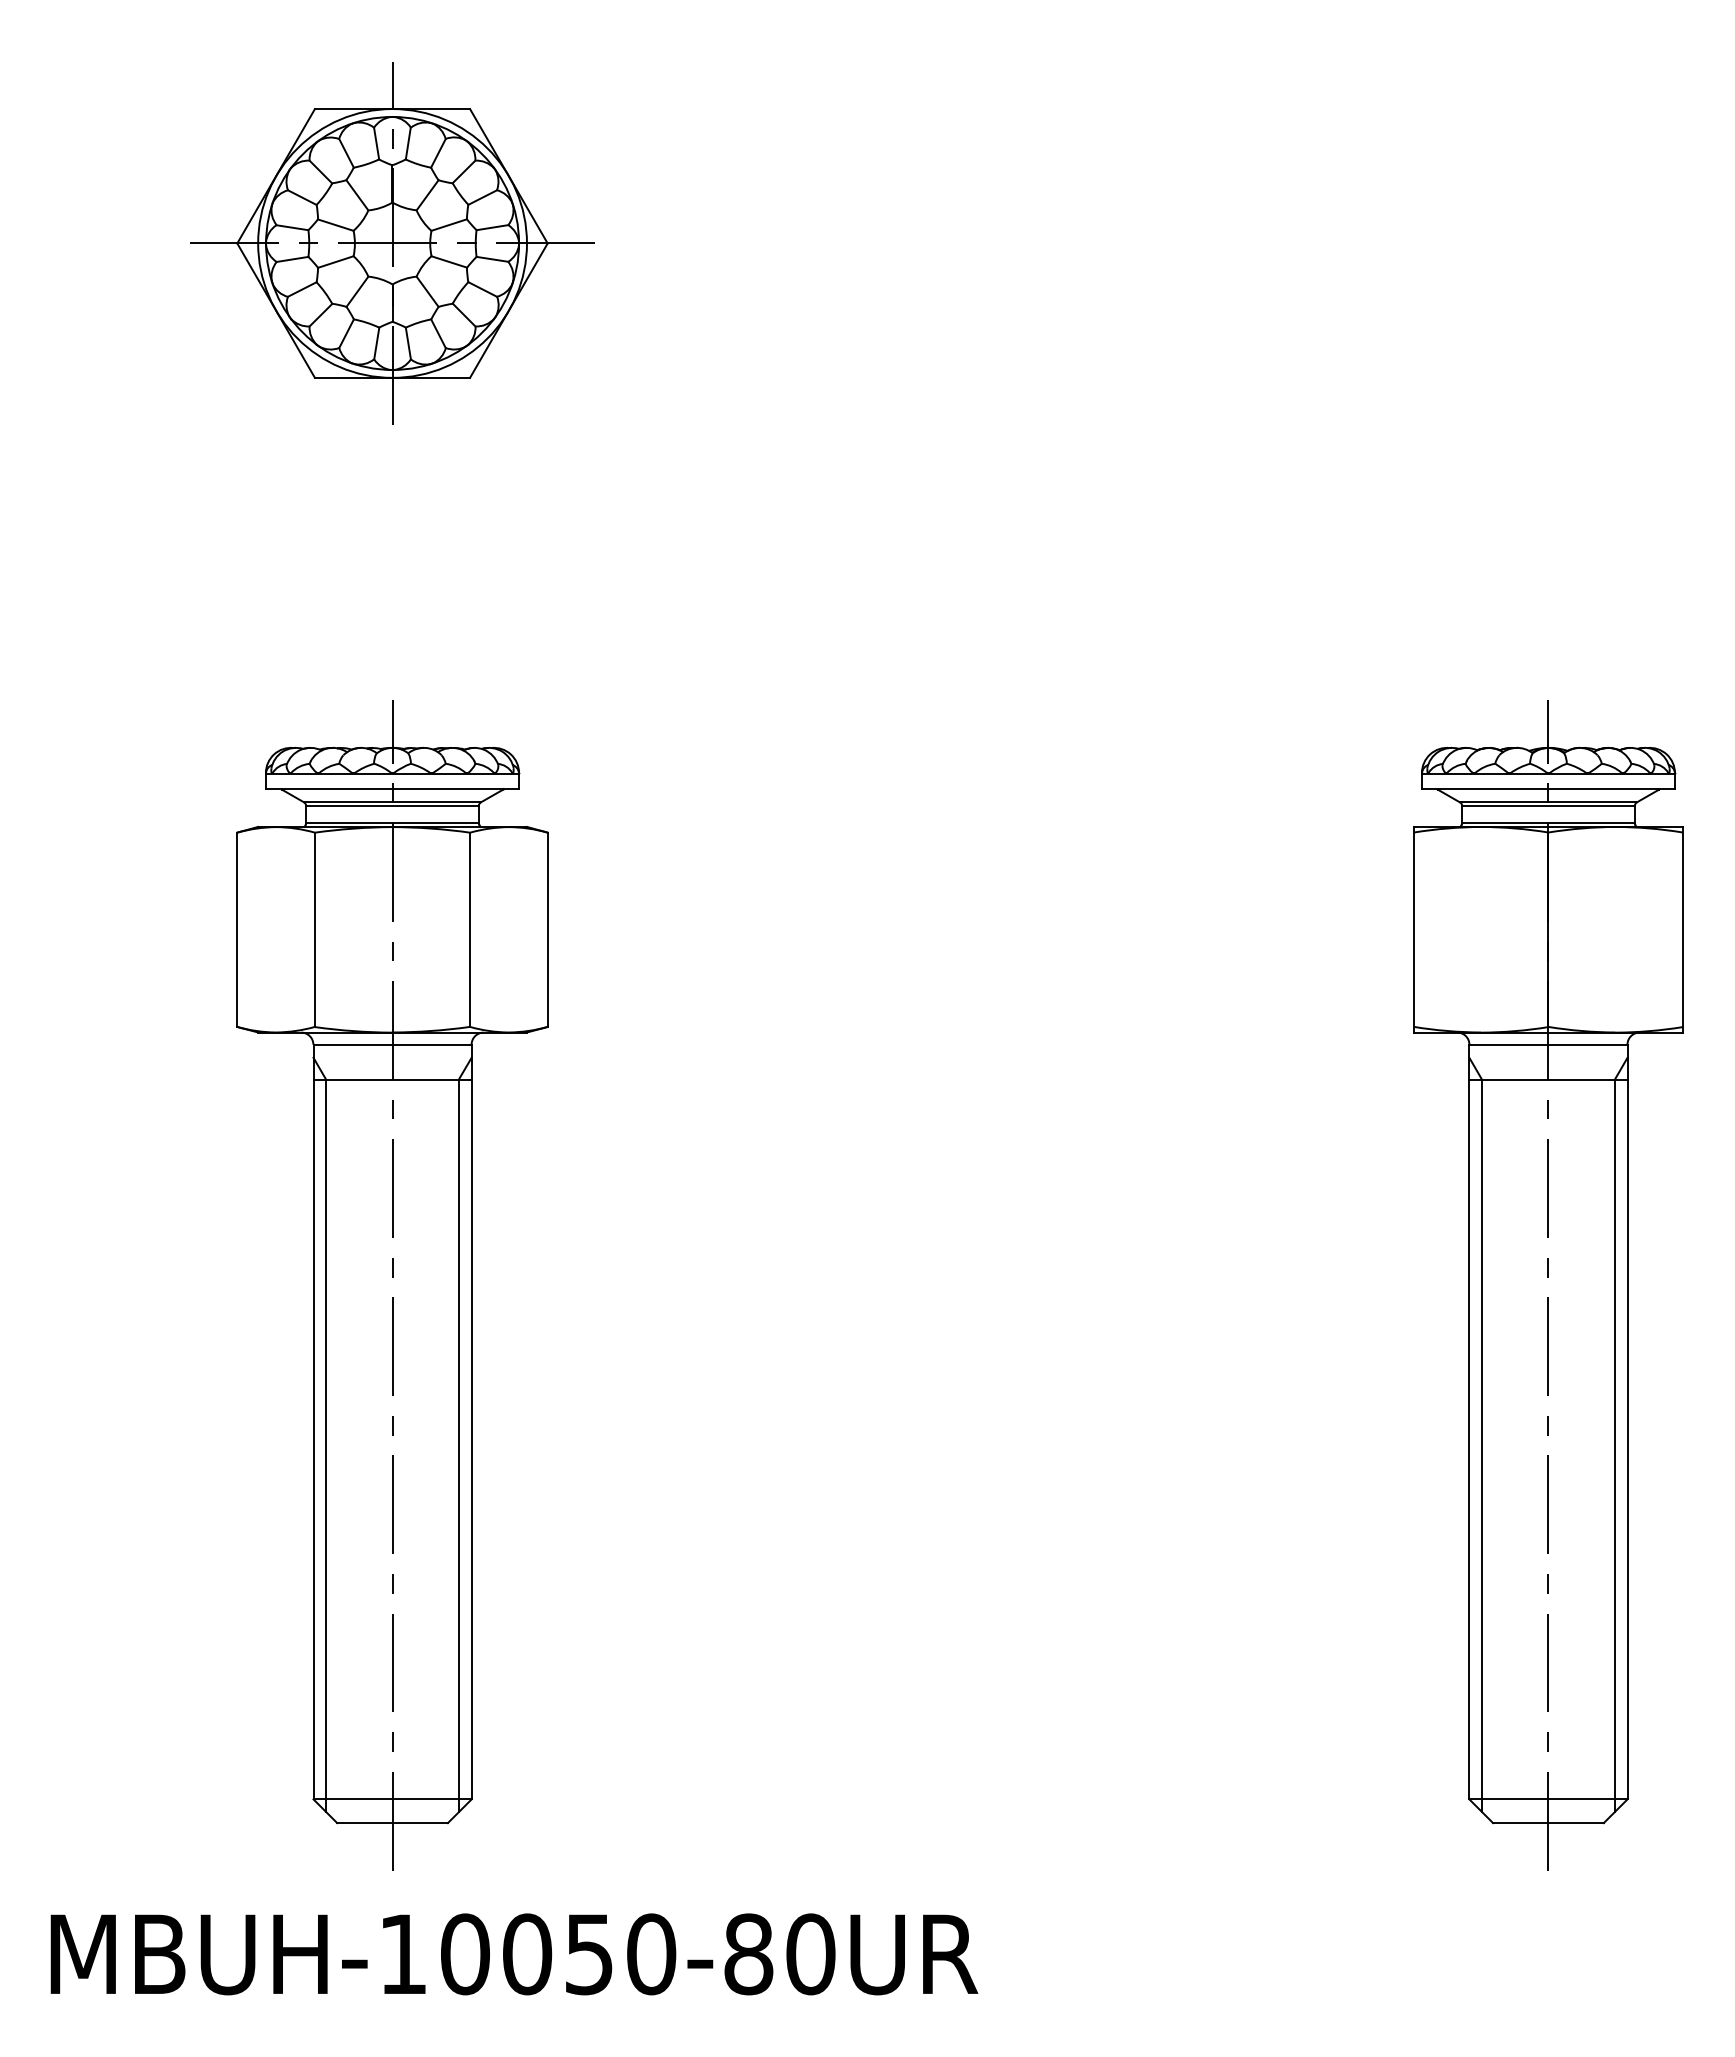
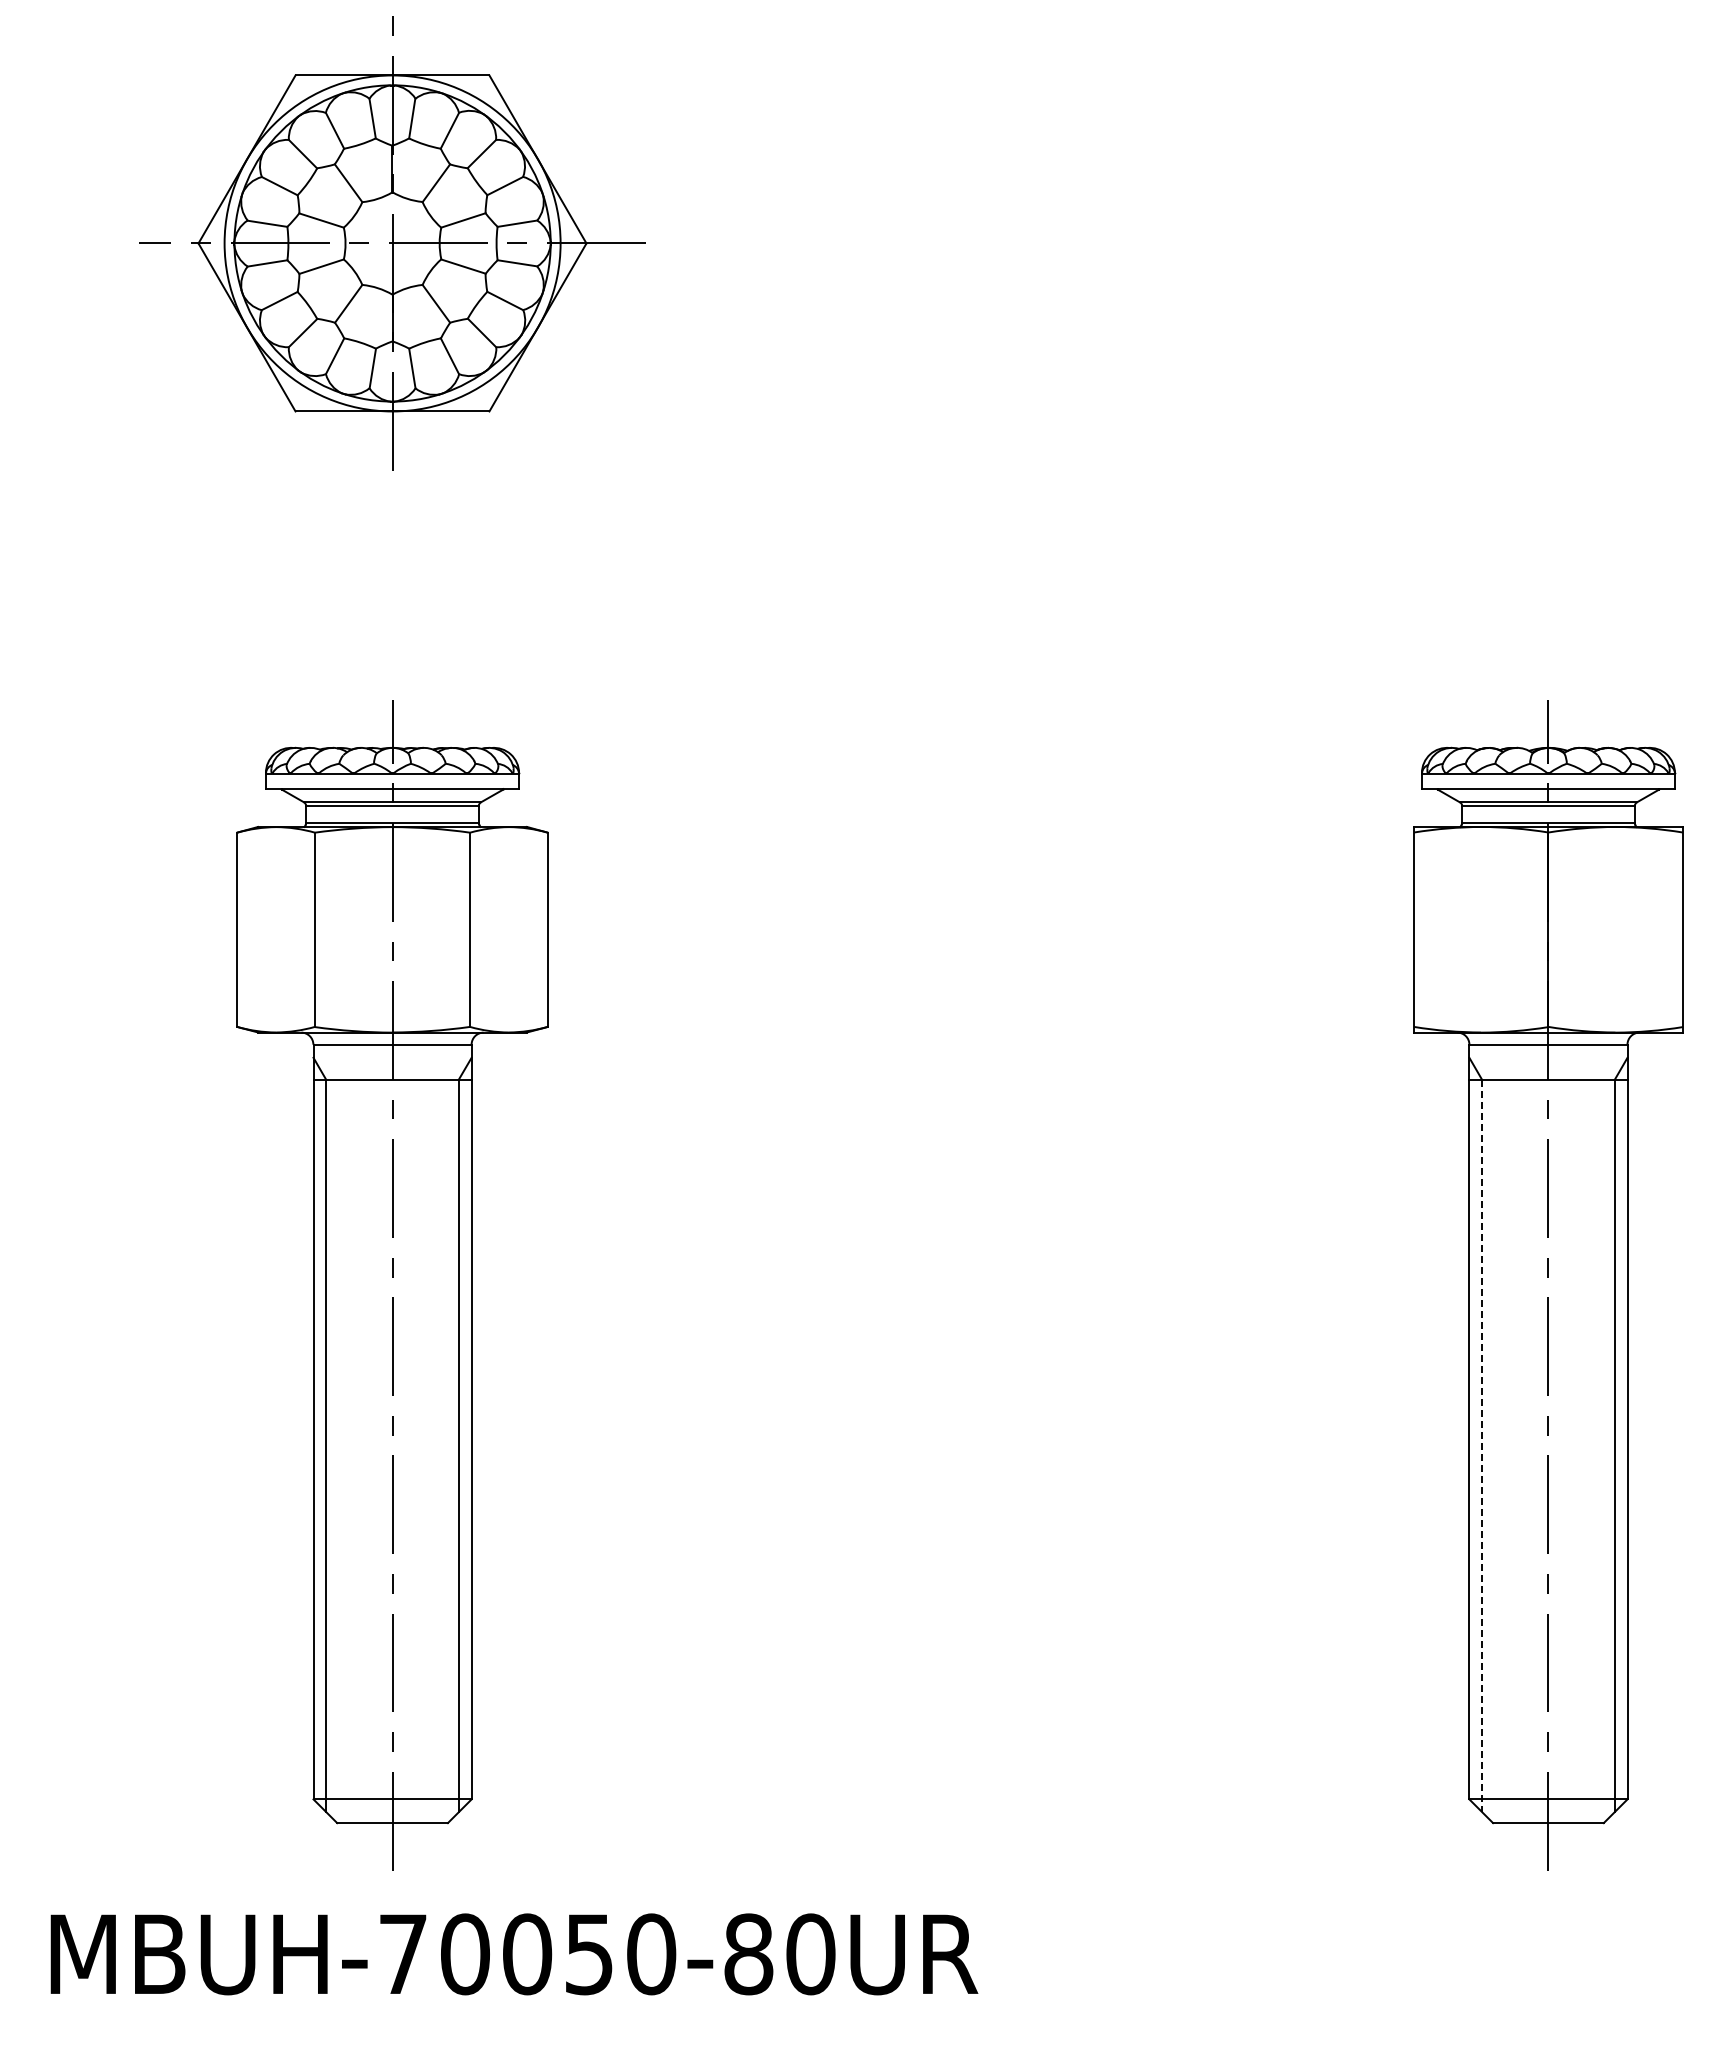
part size: 405x363 px -> 507x455 px (392, 243)
line: solid -> dashed (1482, 1446)
text: MBUH-10050-80UR -> MBUH-70050-80UR (403, 1953)
